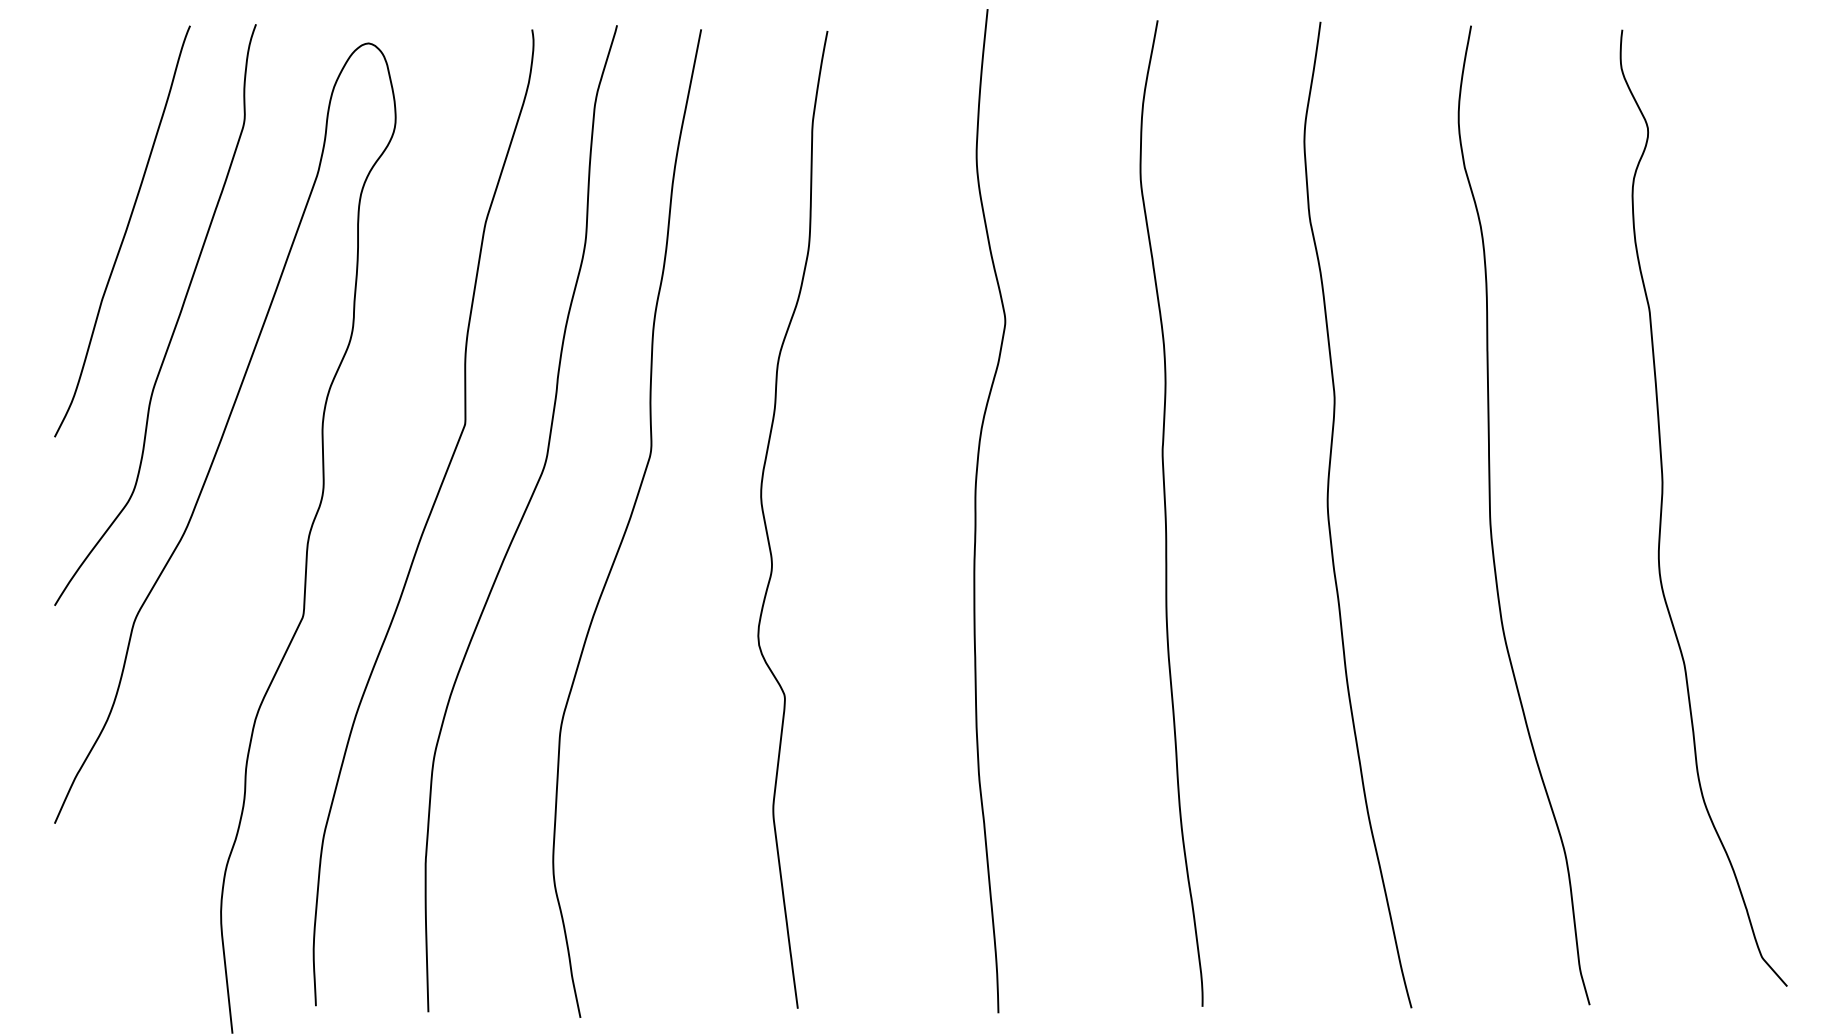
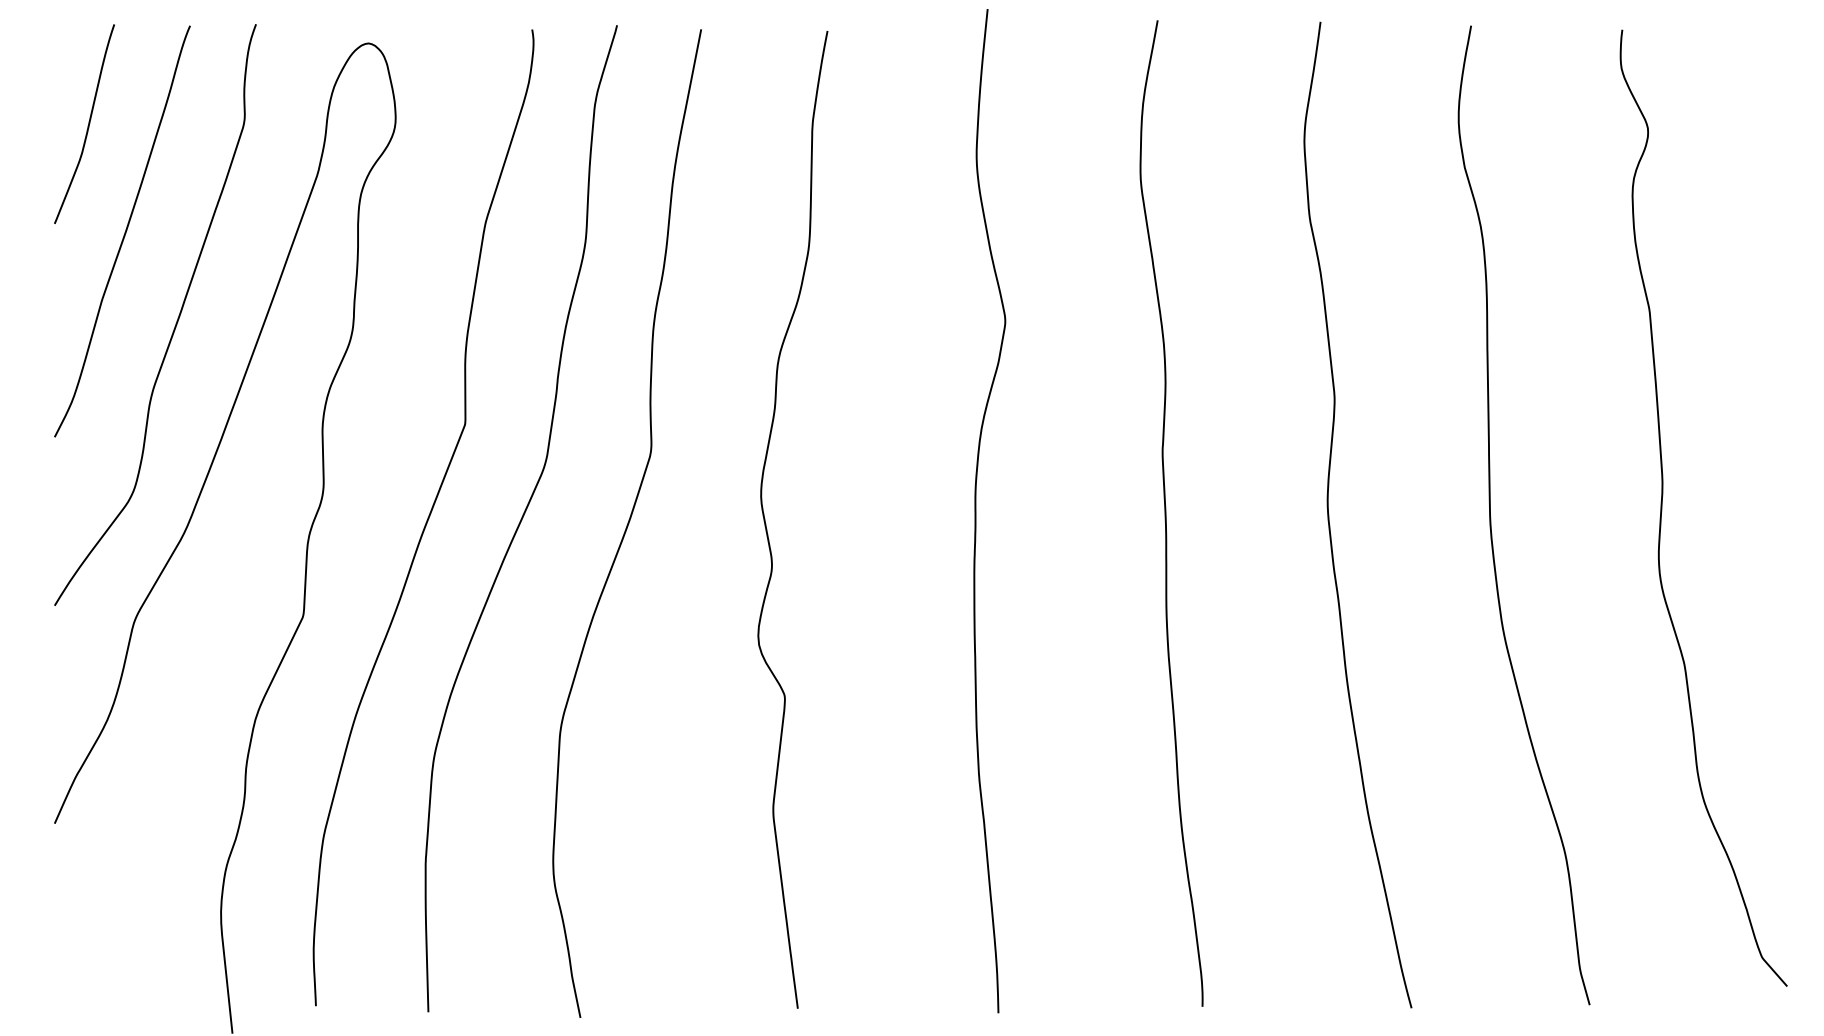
curve: none -> present (87, 125)
